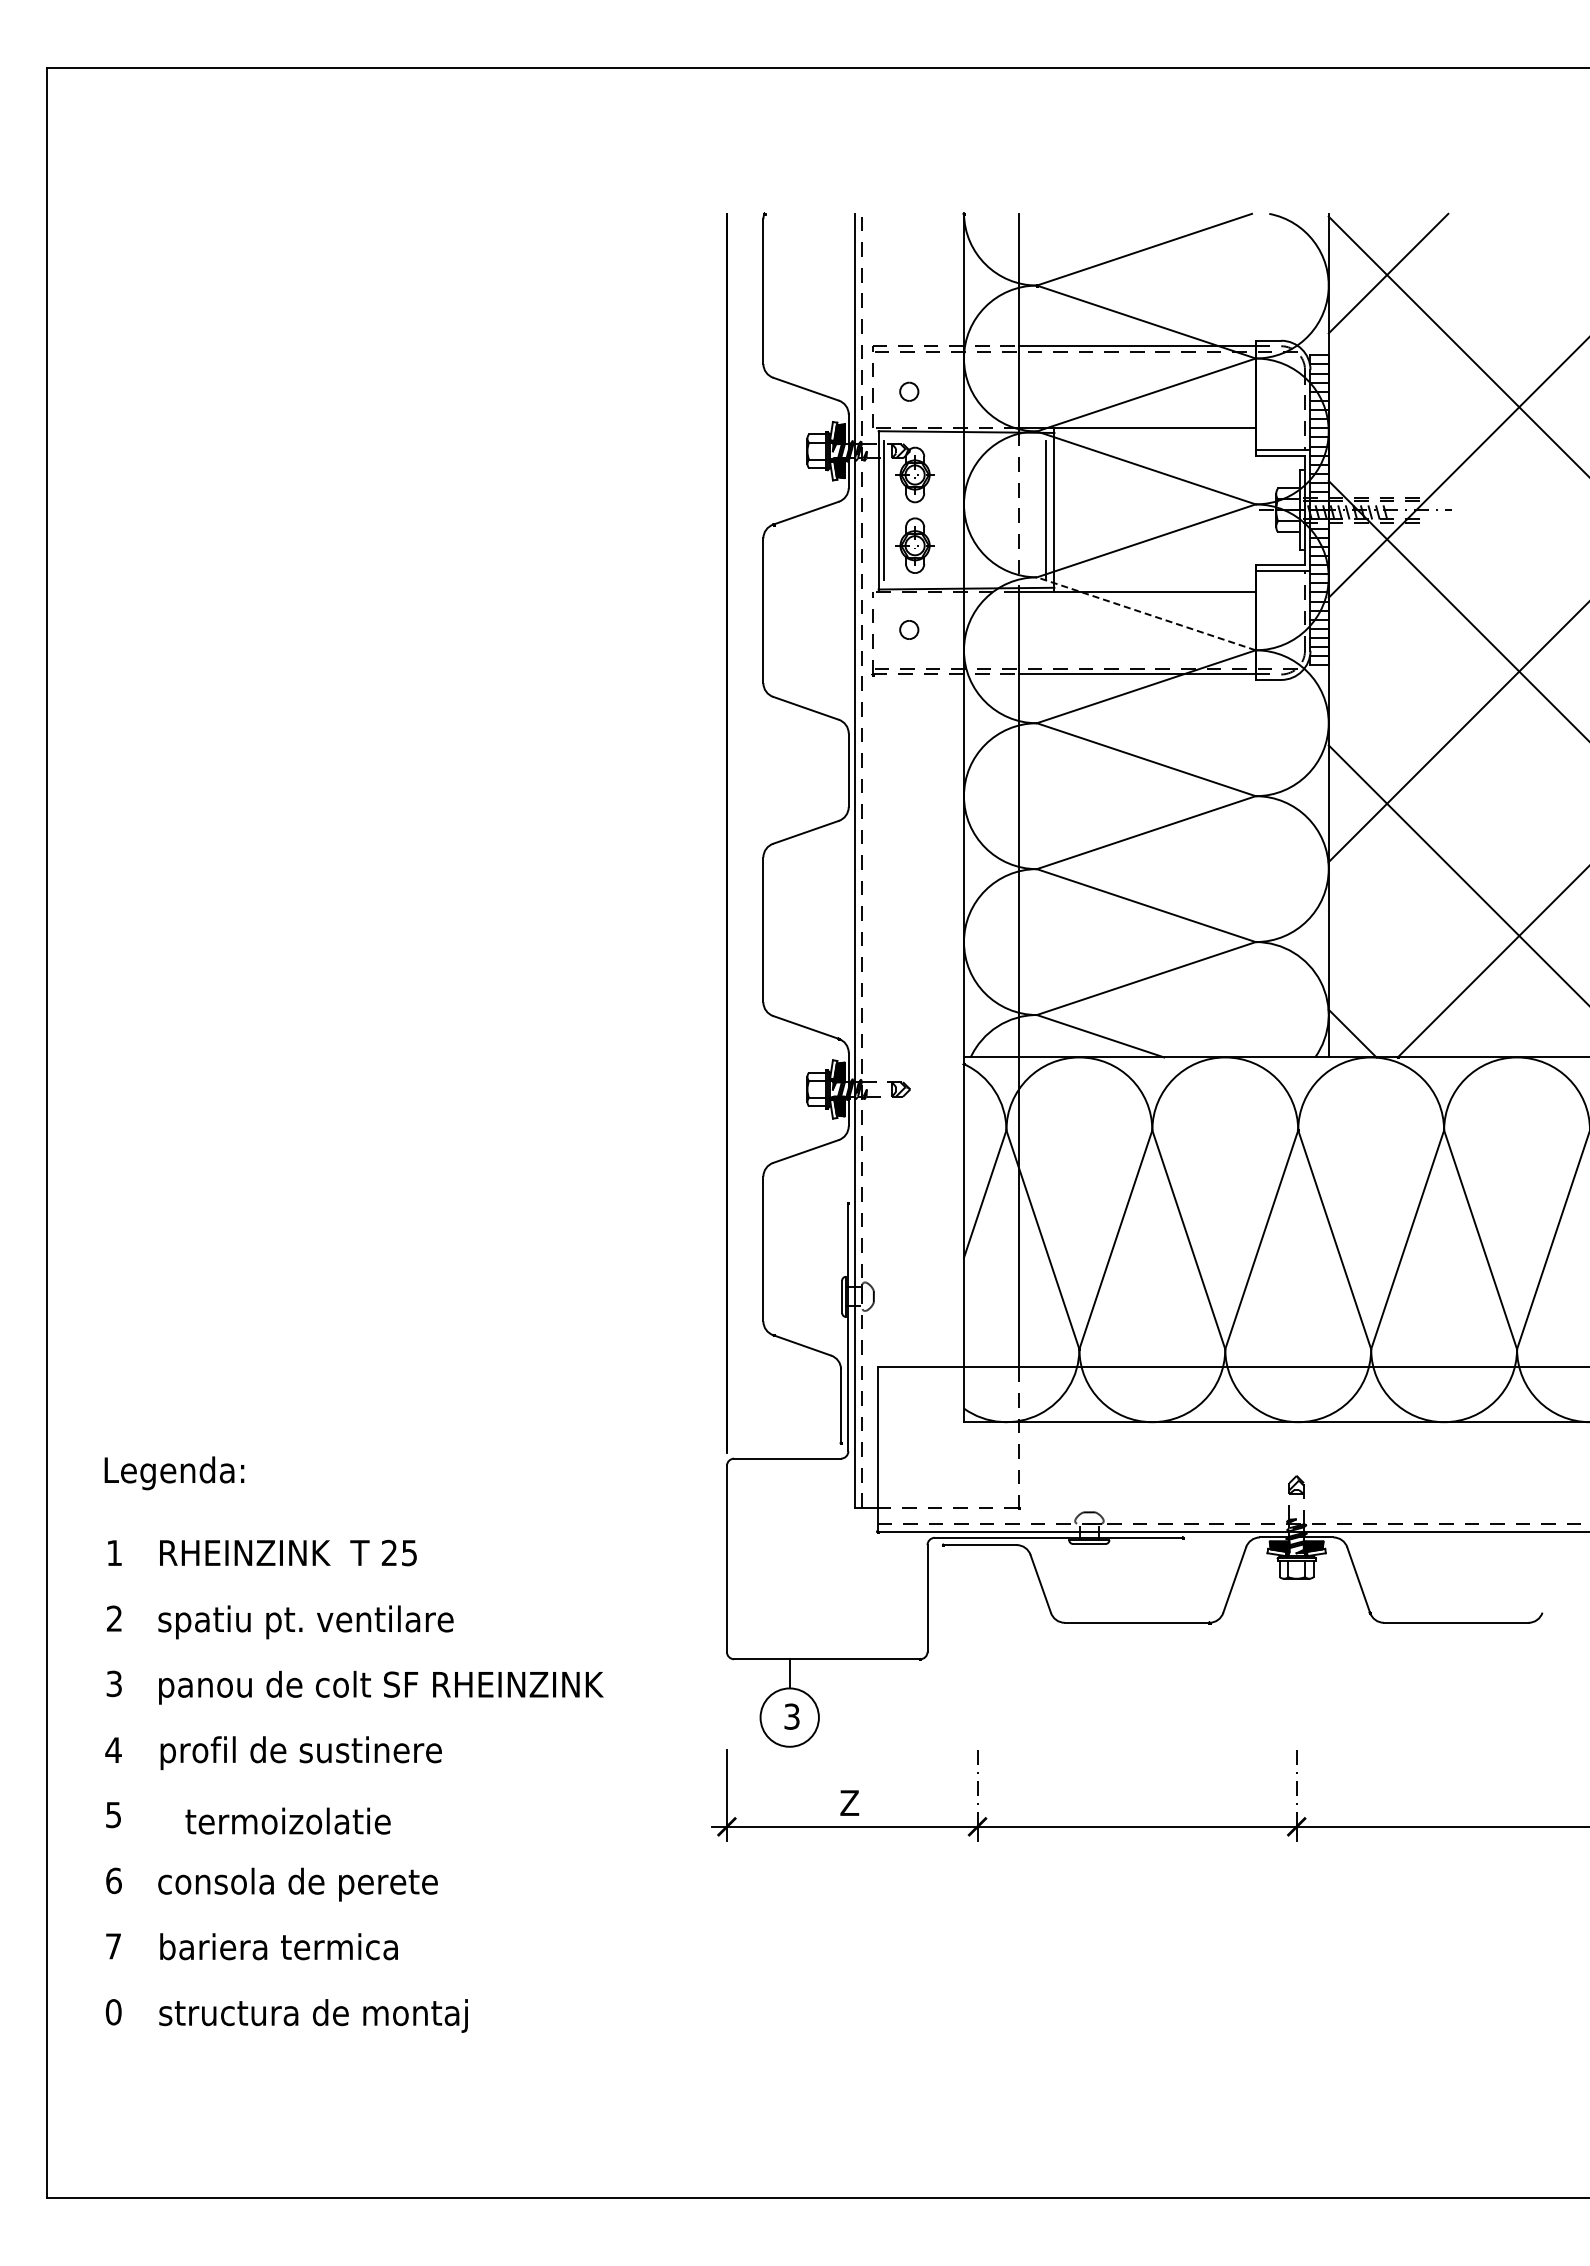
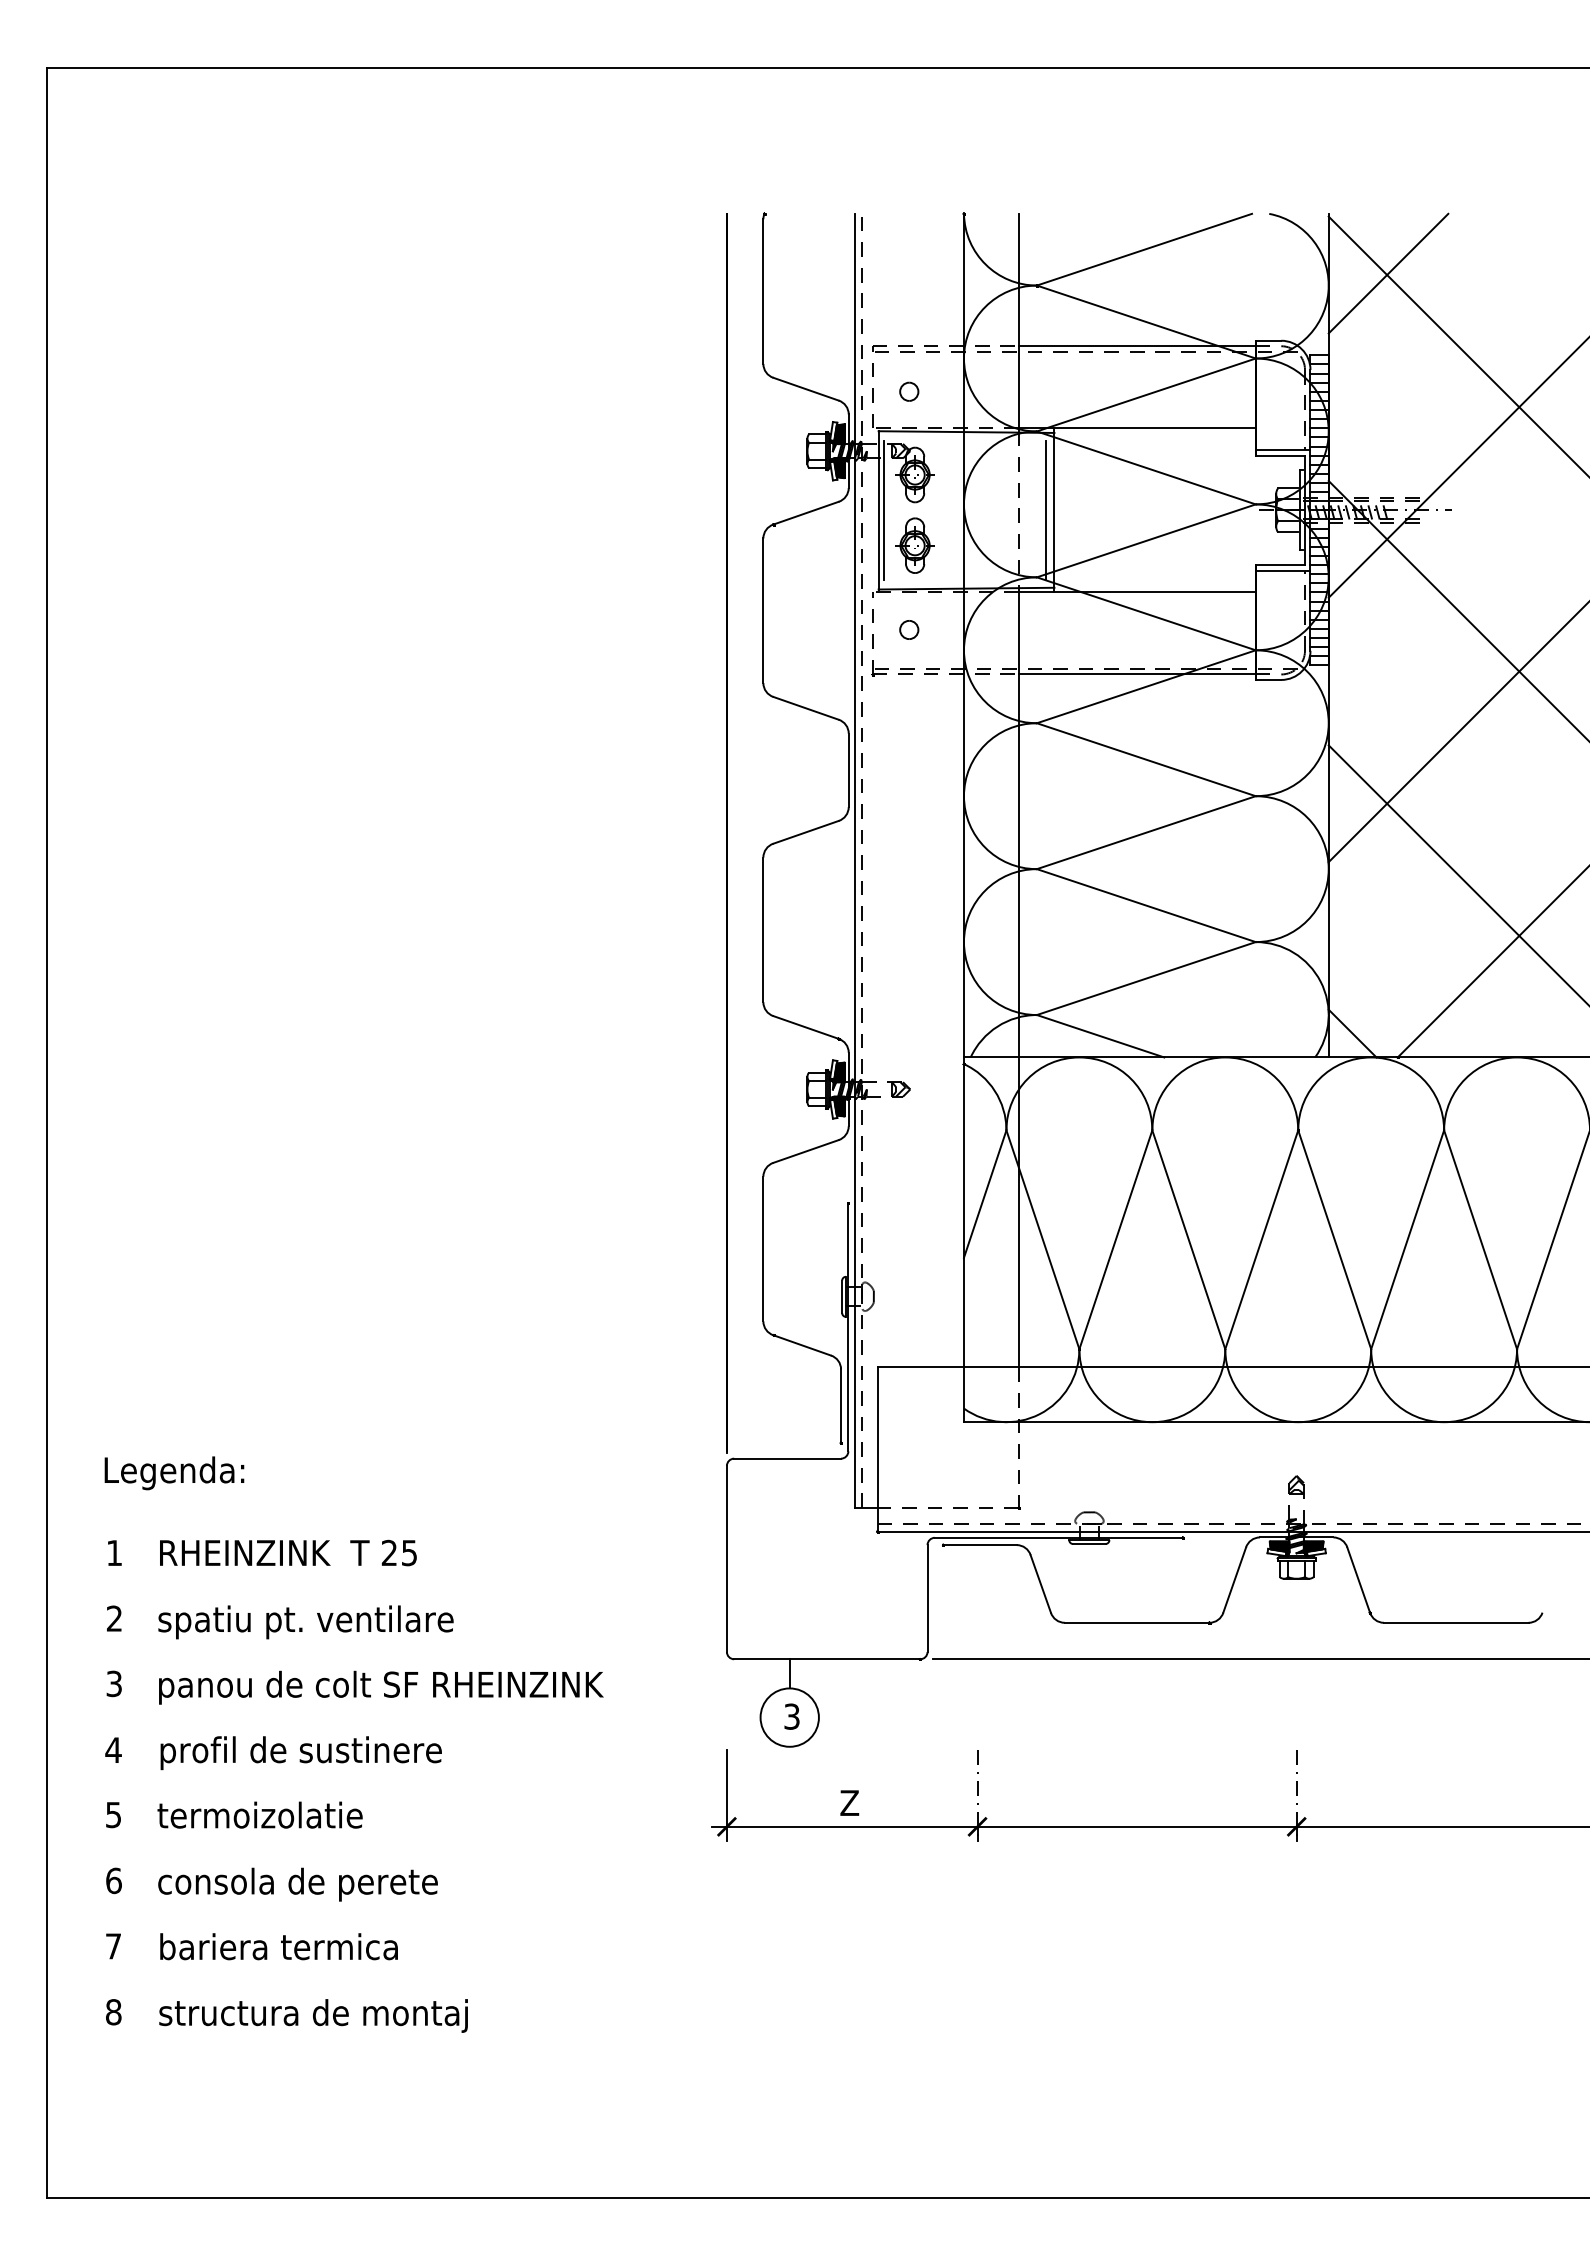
line: dashed -> solid (1145, 613)
line: none -> present (1259, 1659)
text position: (287, 1820) -> (259, 1814) (259, 1814)
text: 0 -> 8 (113, 2012)
